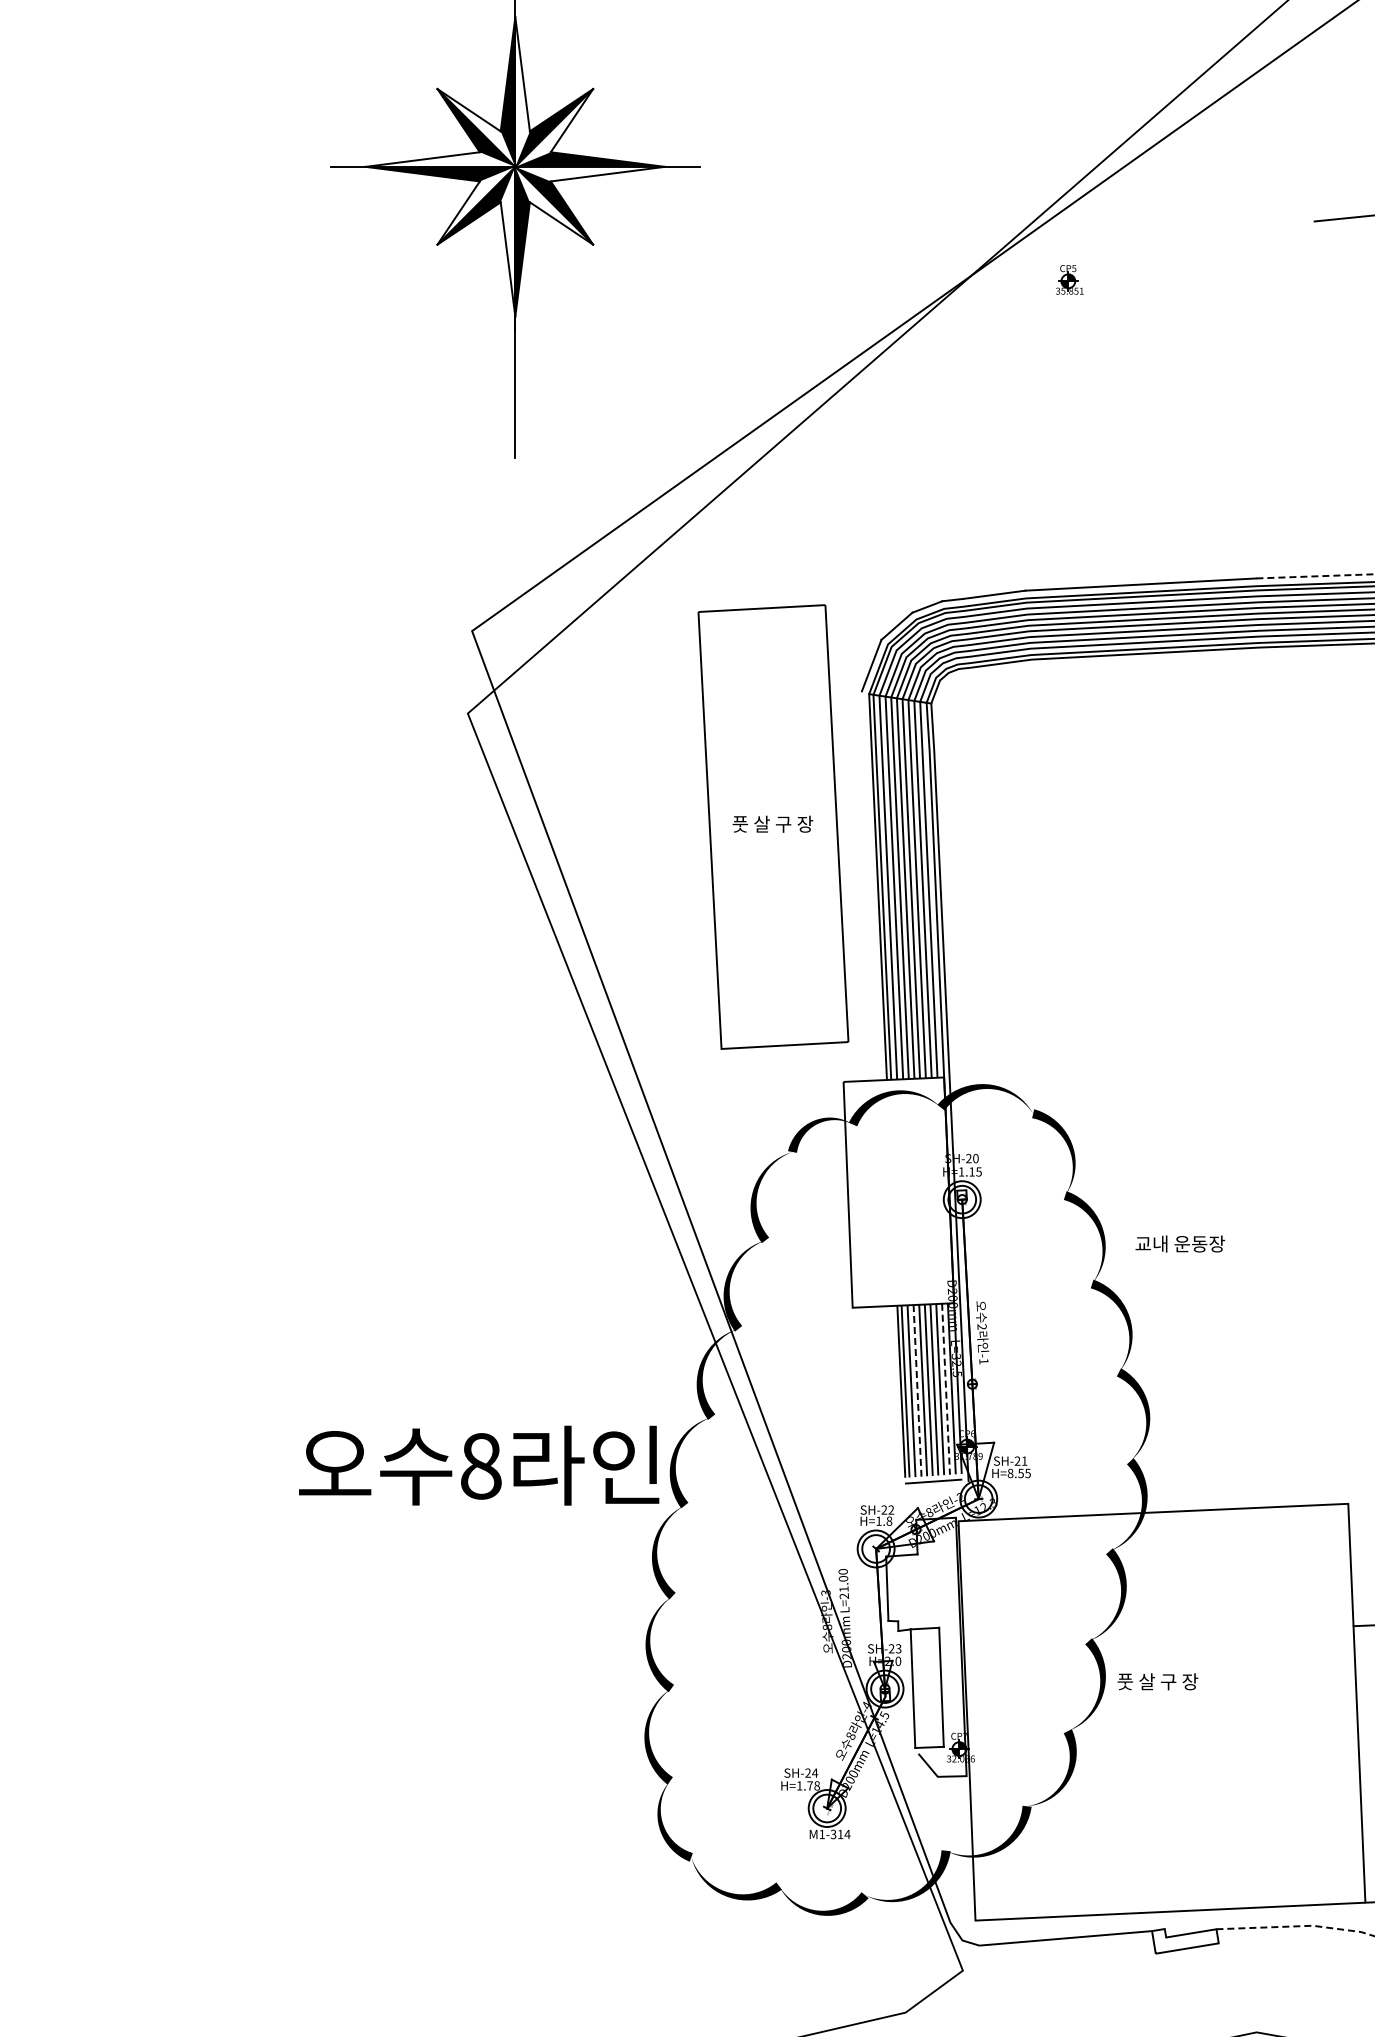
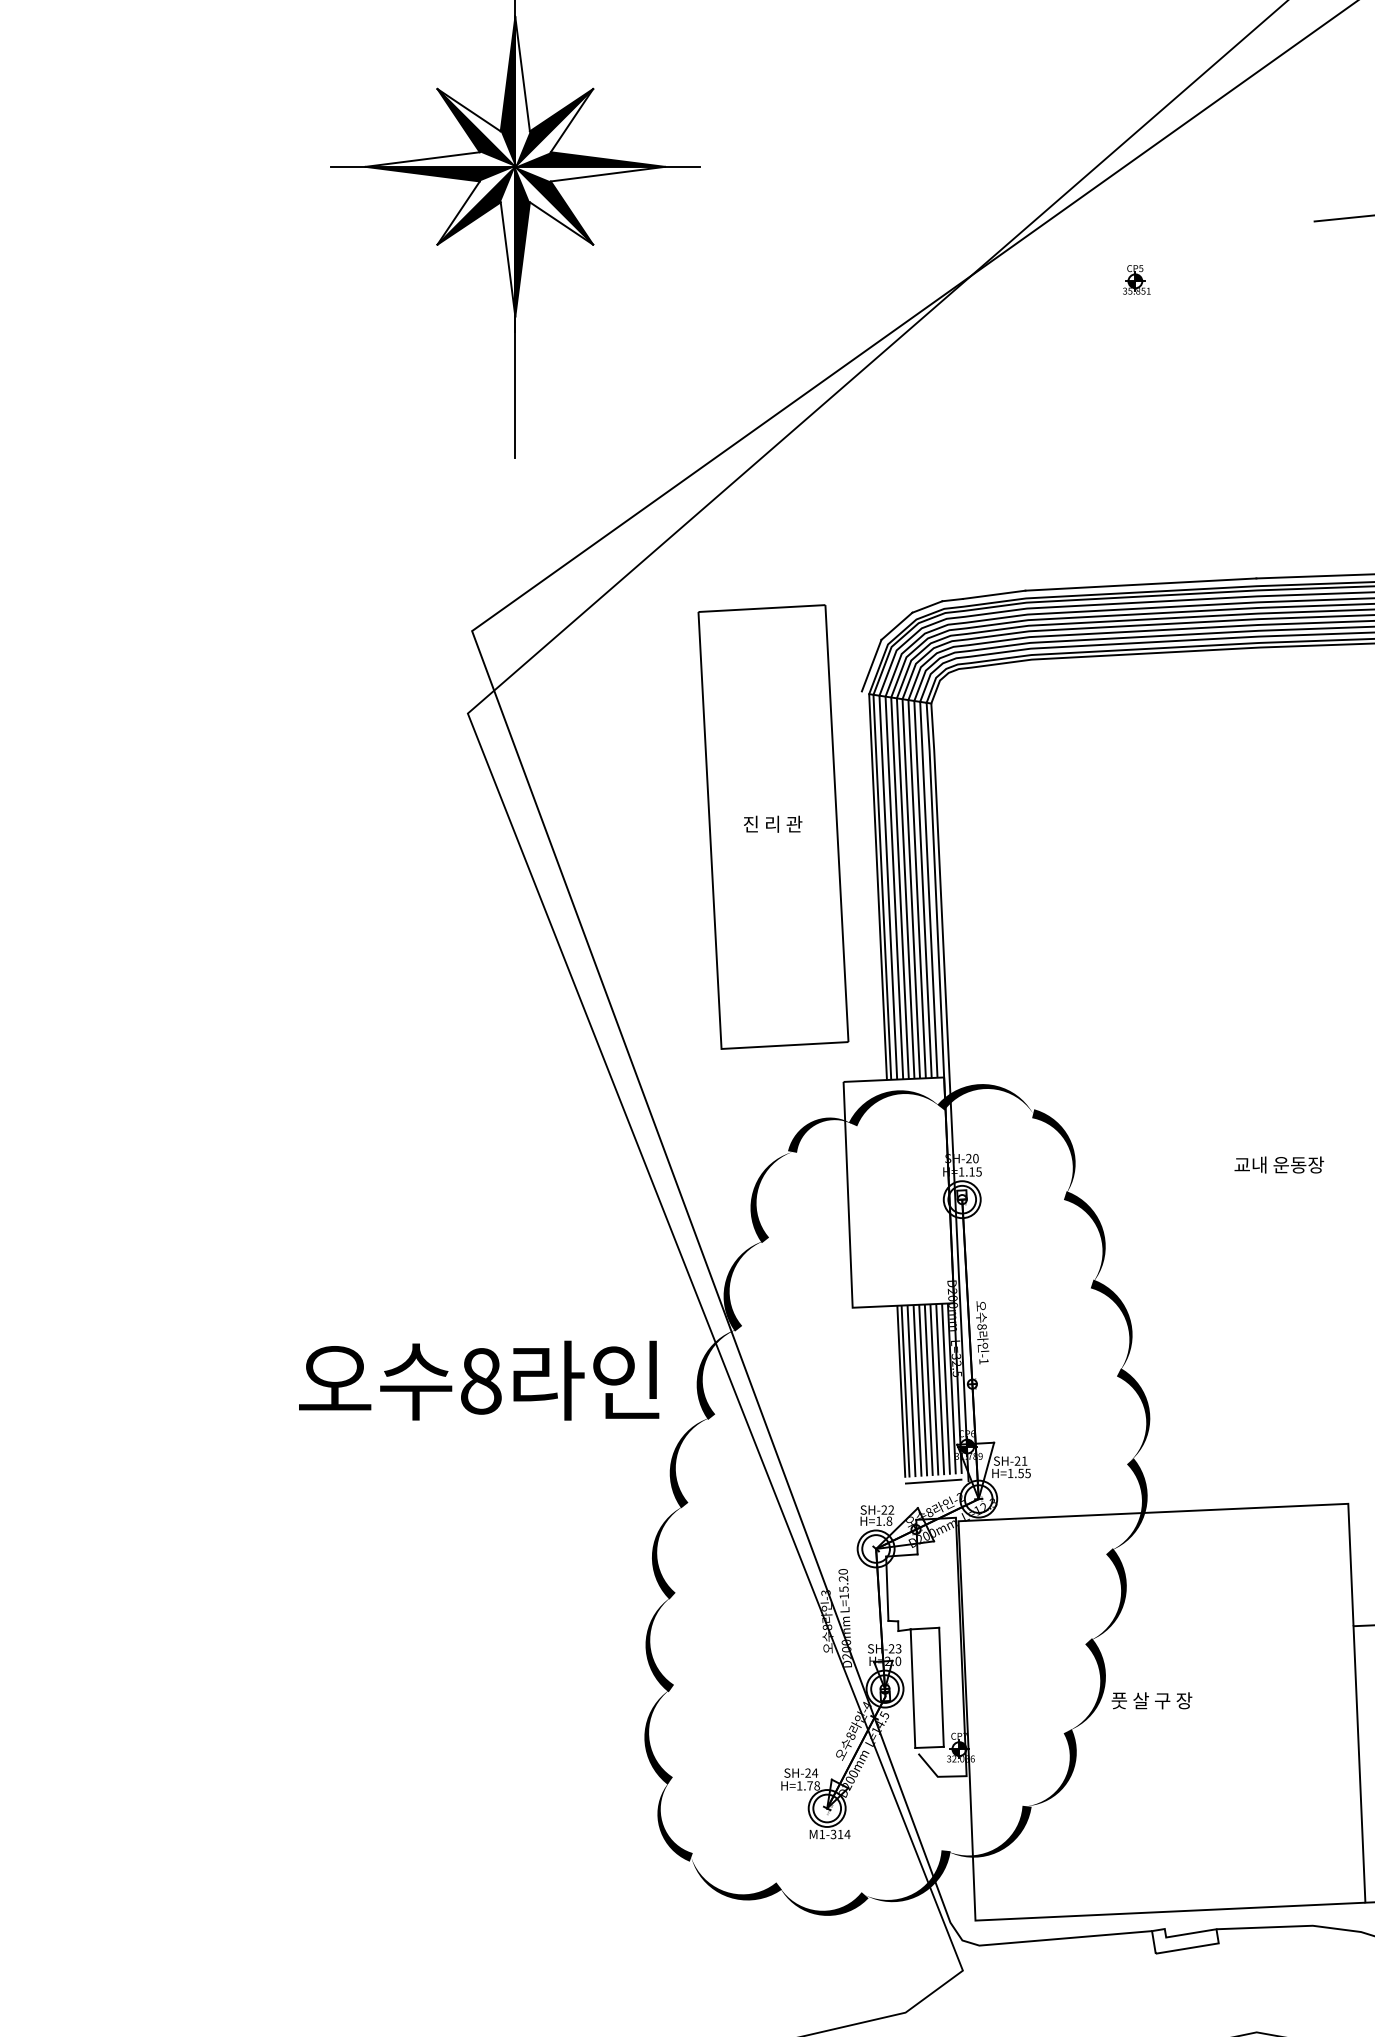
part position: (1069, 279) -> (1136, 279) (1136, 279)
line: dashed -> solid (1315, 576)
text: 풋 살 구 장 -> 진 리 관 (772, 823)
text position: (1180, 1243) -> (1279, 1164) (1279, 1164)
text: 2 -> 8 (981, 1326)
line: dashed -> solid (946, 1389)
line: dashed -> solid (917, 1390)
text position: (479, 1465) -> (479, 1380) (479, 1380)
text: H=8.55 -> H=1.55 (1010, 1473)
text: L=21.00 -> L=15.20 (843, 1586)
text position: (1157, 1681) -> (1151, 1700) (1151, 1700)
line: dashed -> solid (1296, 1926)
